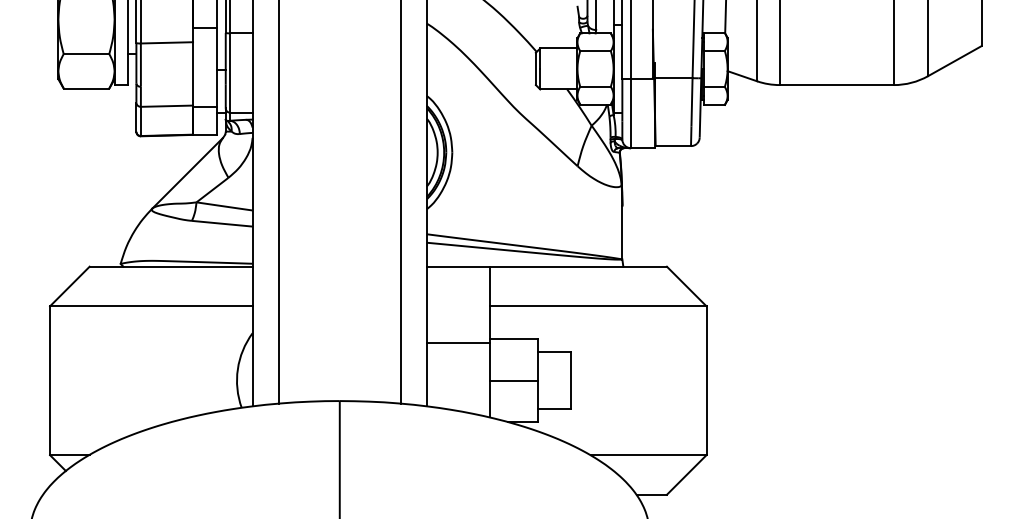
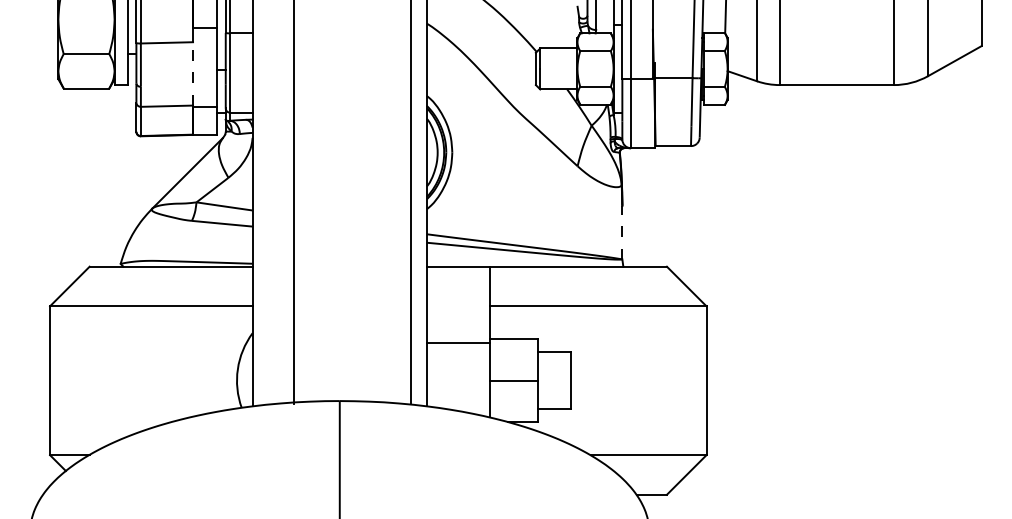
line: solid -> dashed (193, 73)
line position: (278, 202) -> (293, 202) (293, 202)
line position: (400, 202) -> (410, 202) (410, 202)
line: solid -> dashed (622, 232)
